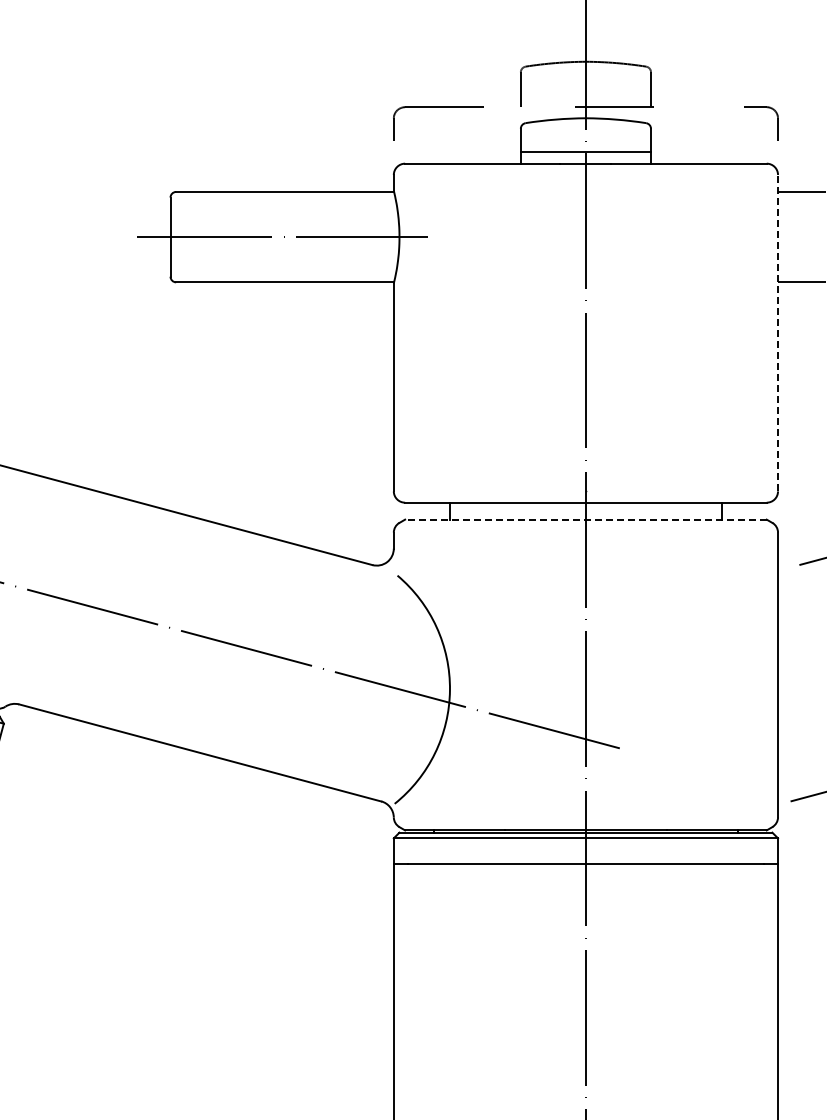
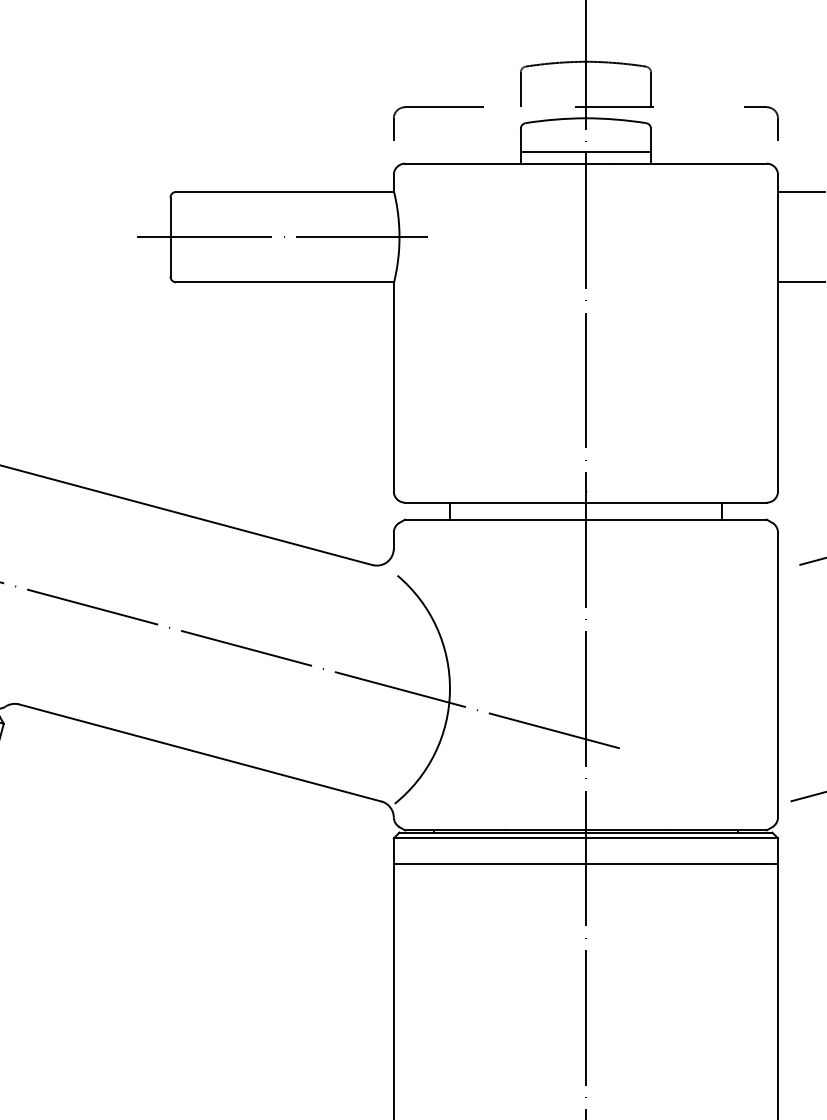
line: dashed -> solid (778, 332)
line: dashed -> solid (585, 519)
